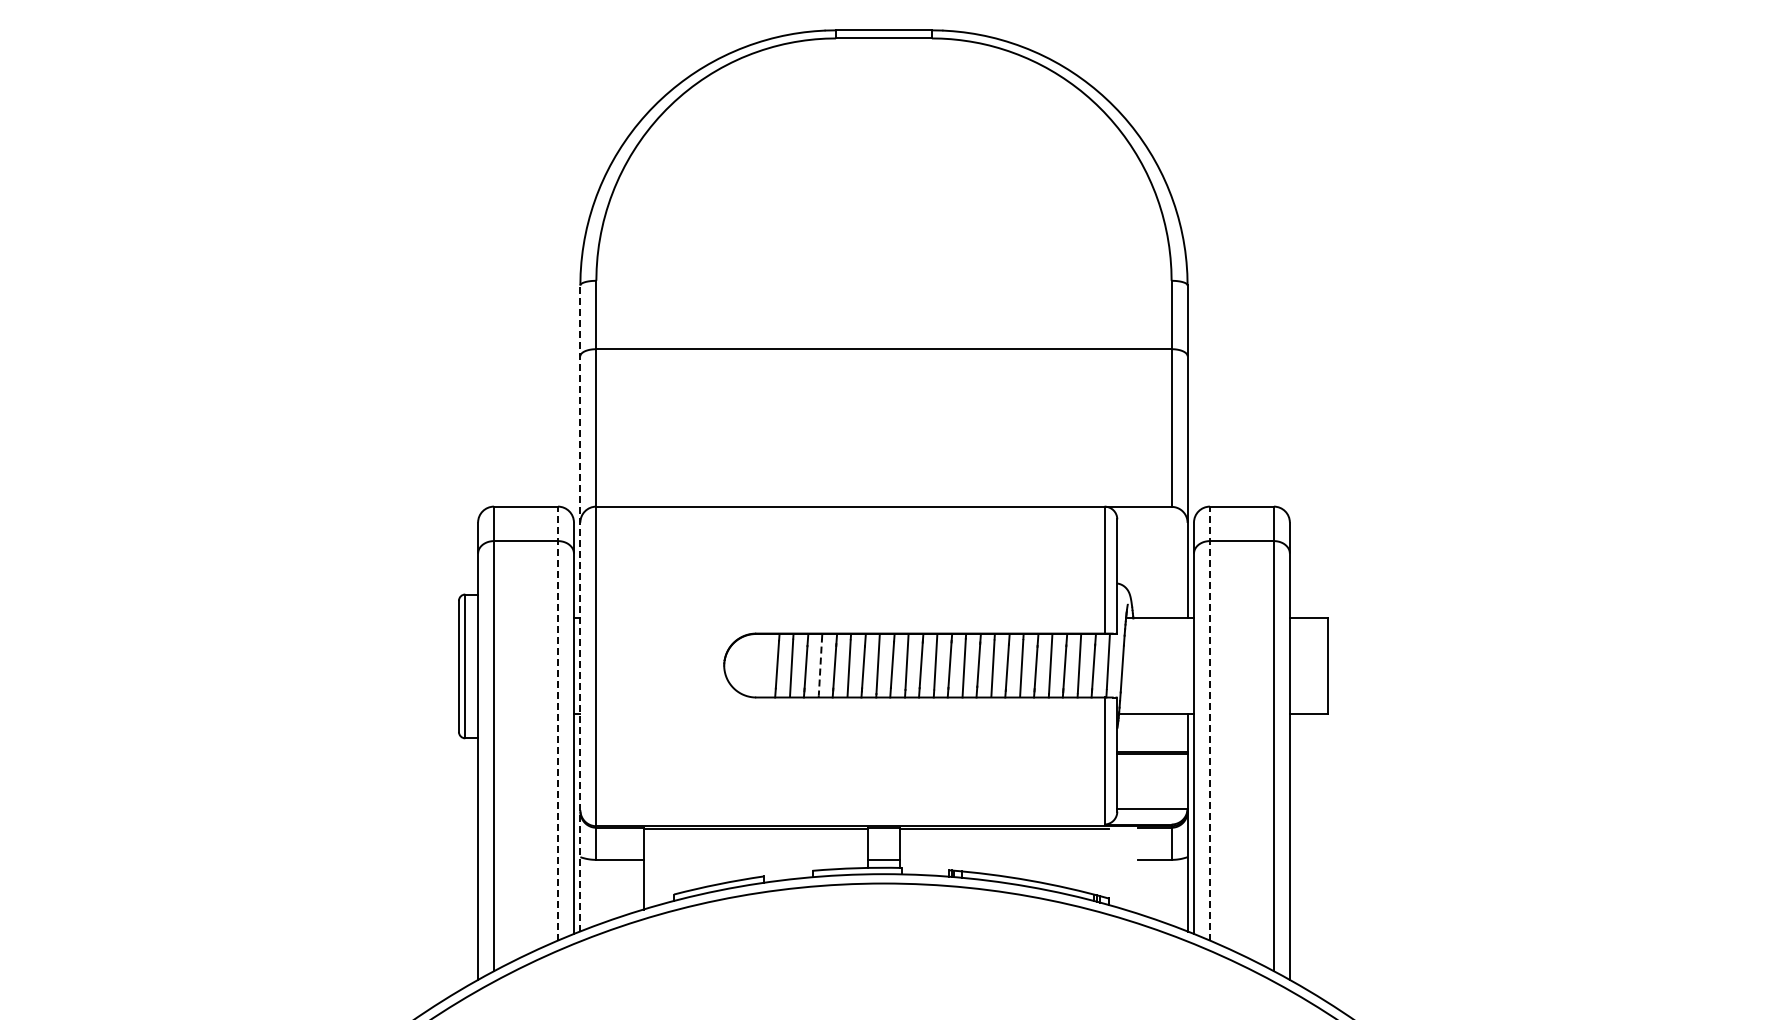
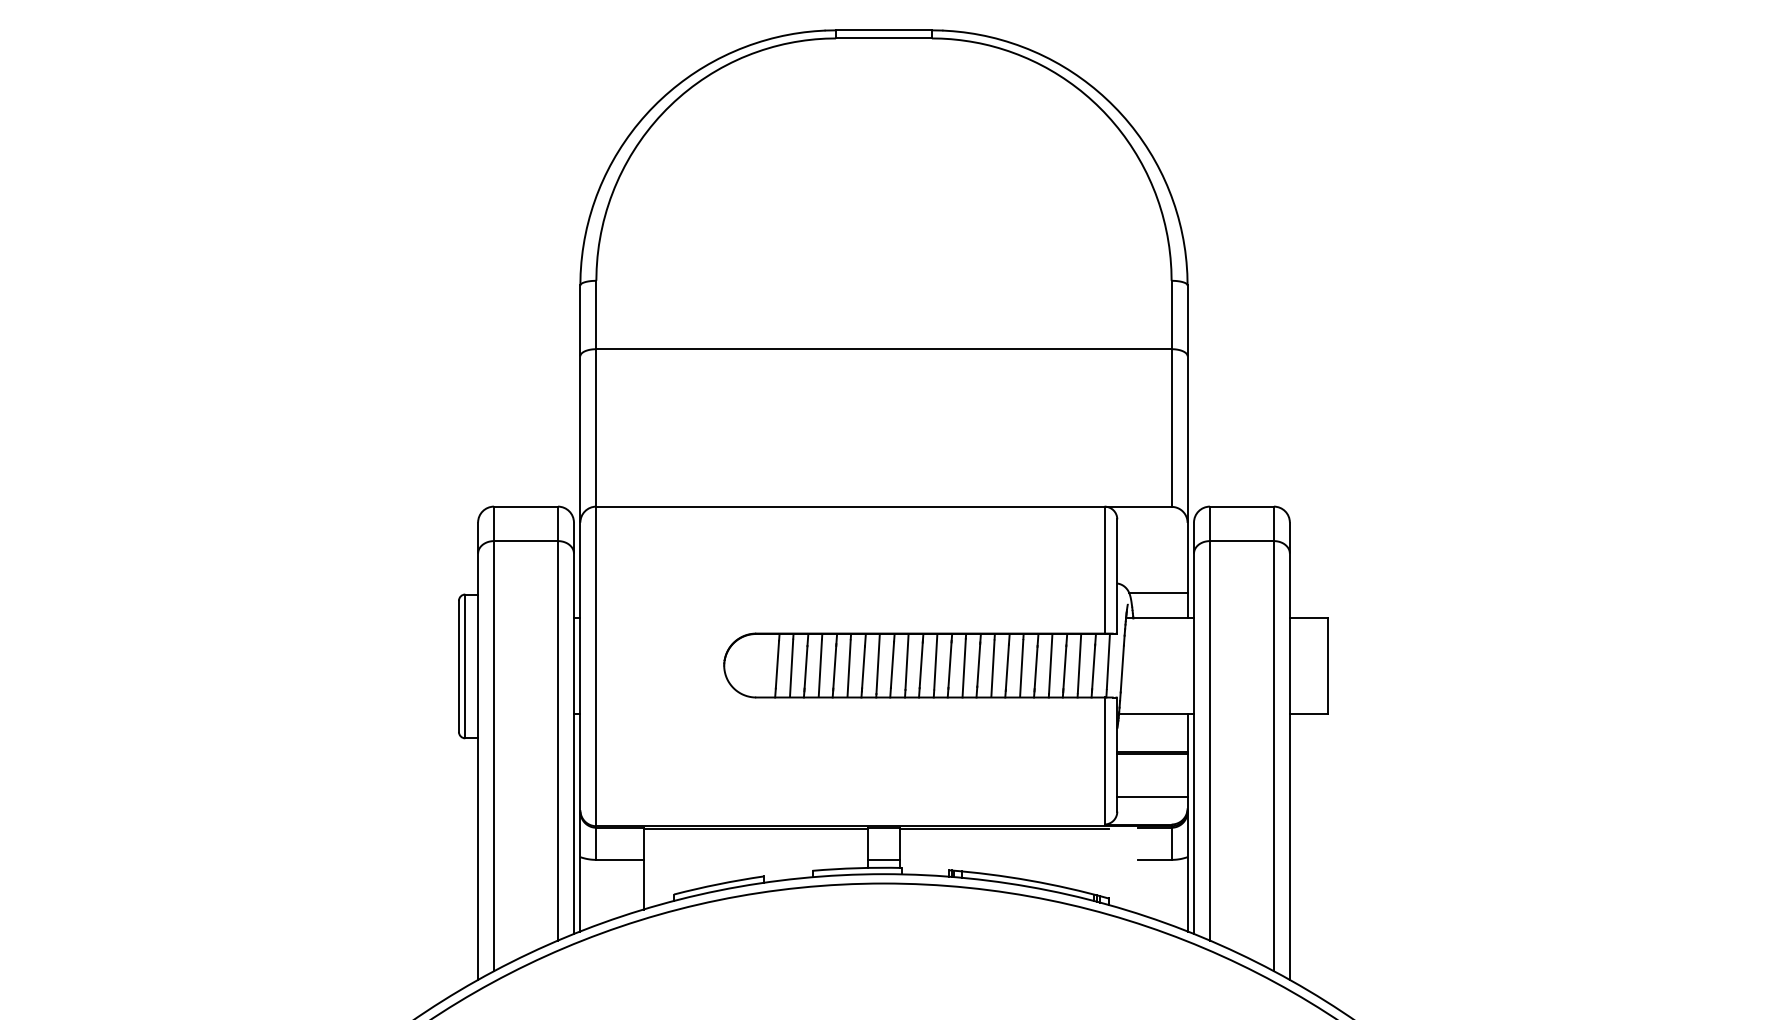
line: none -> present (1158, 593)
line: dashed -> solid (580, 608)
line: dashed -> solid (820, 668)
line: dashed -> solid (558, 723)
line: dashed -> solid (1209, 723)
line position: (1152, 808) -> (1152, 796) (1152, 796)
